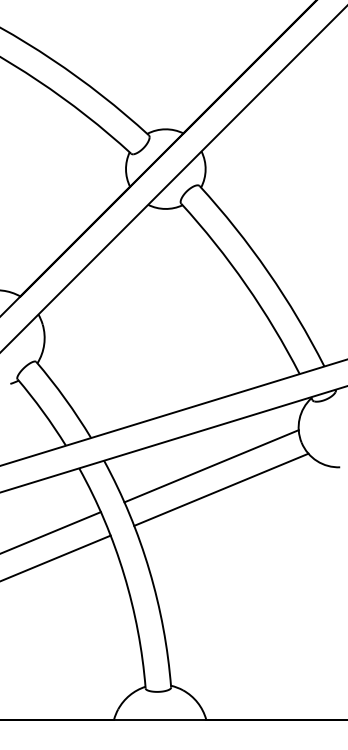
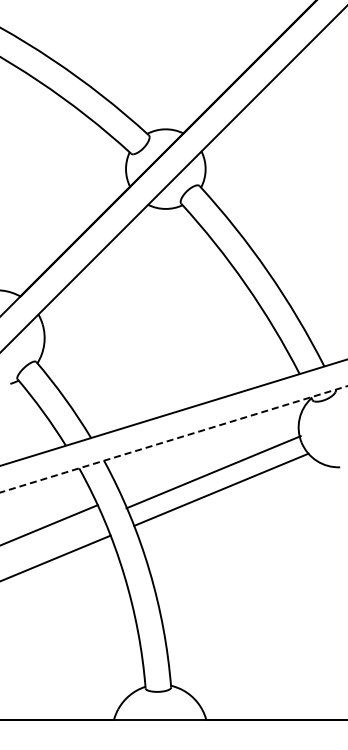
line: solid -> dashed (174, 439)
line position: (211, 466) -> (213, 472) (213, 472)
line position: (51, 532) -> (49, 524) (49, 524)
